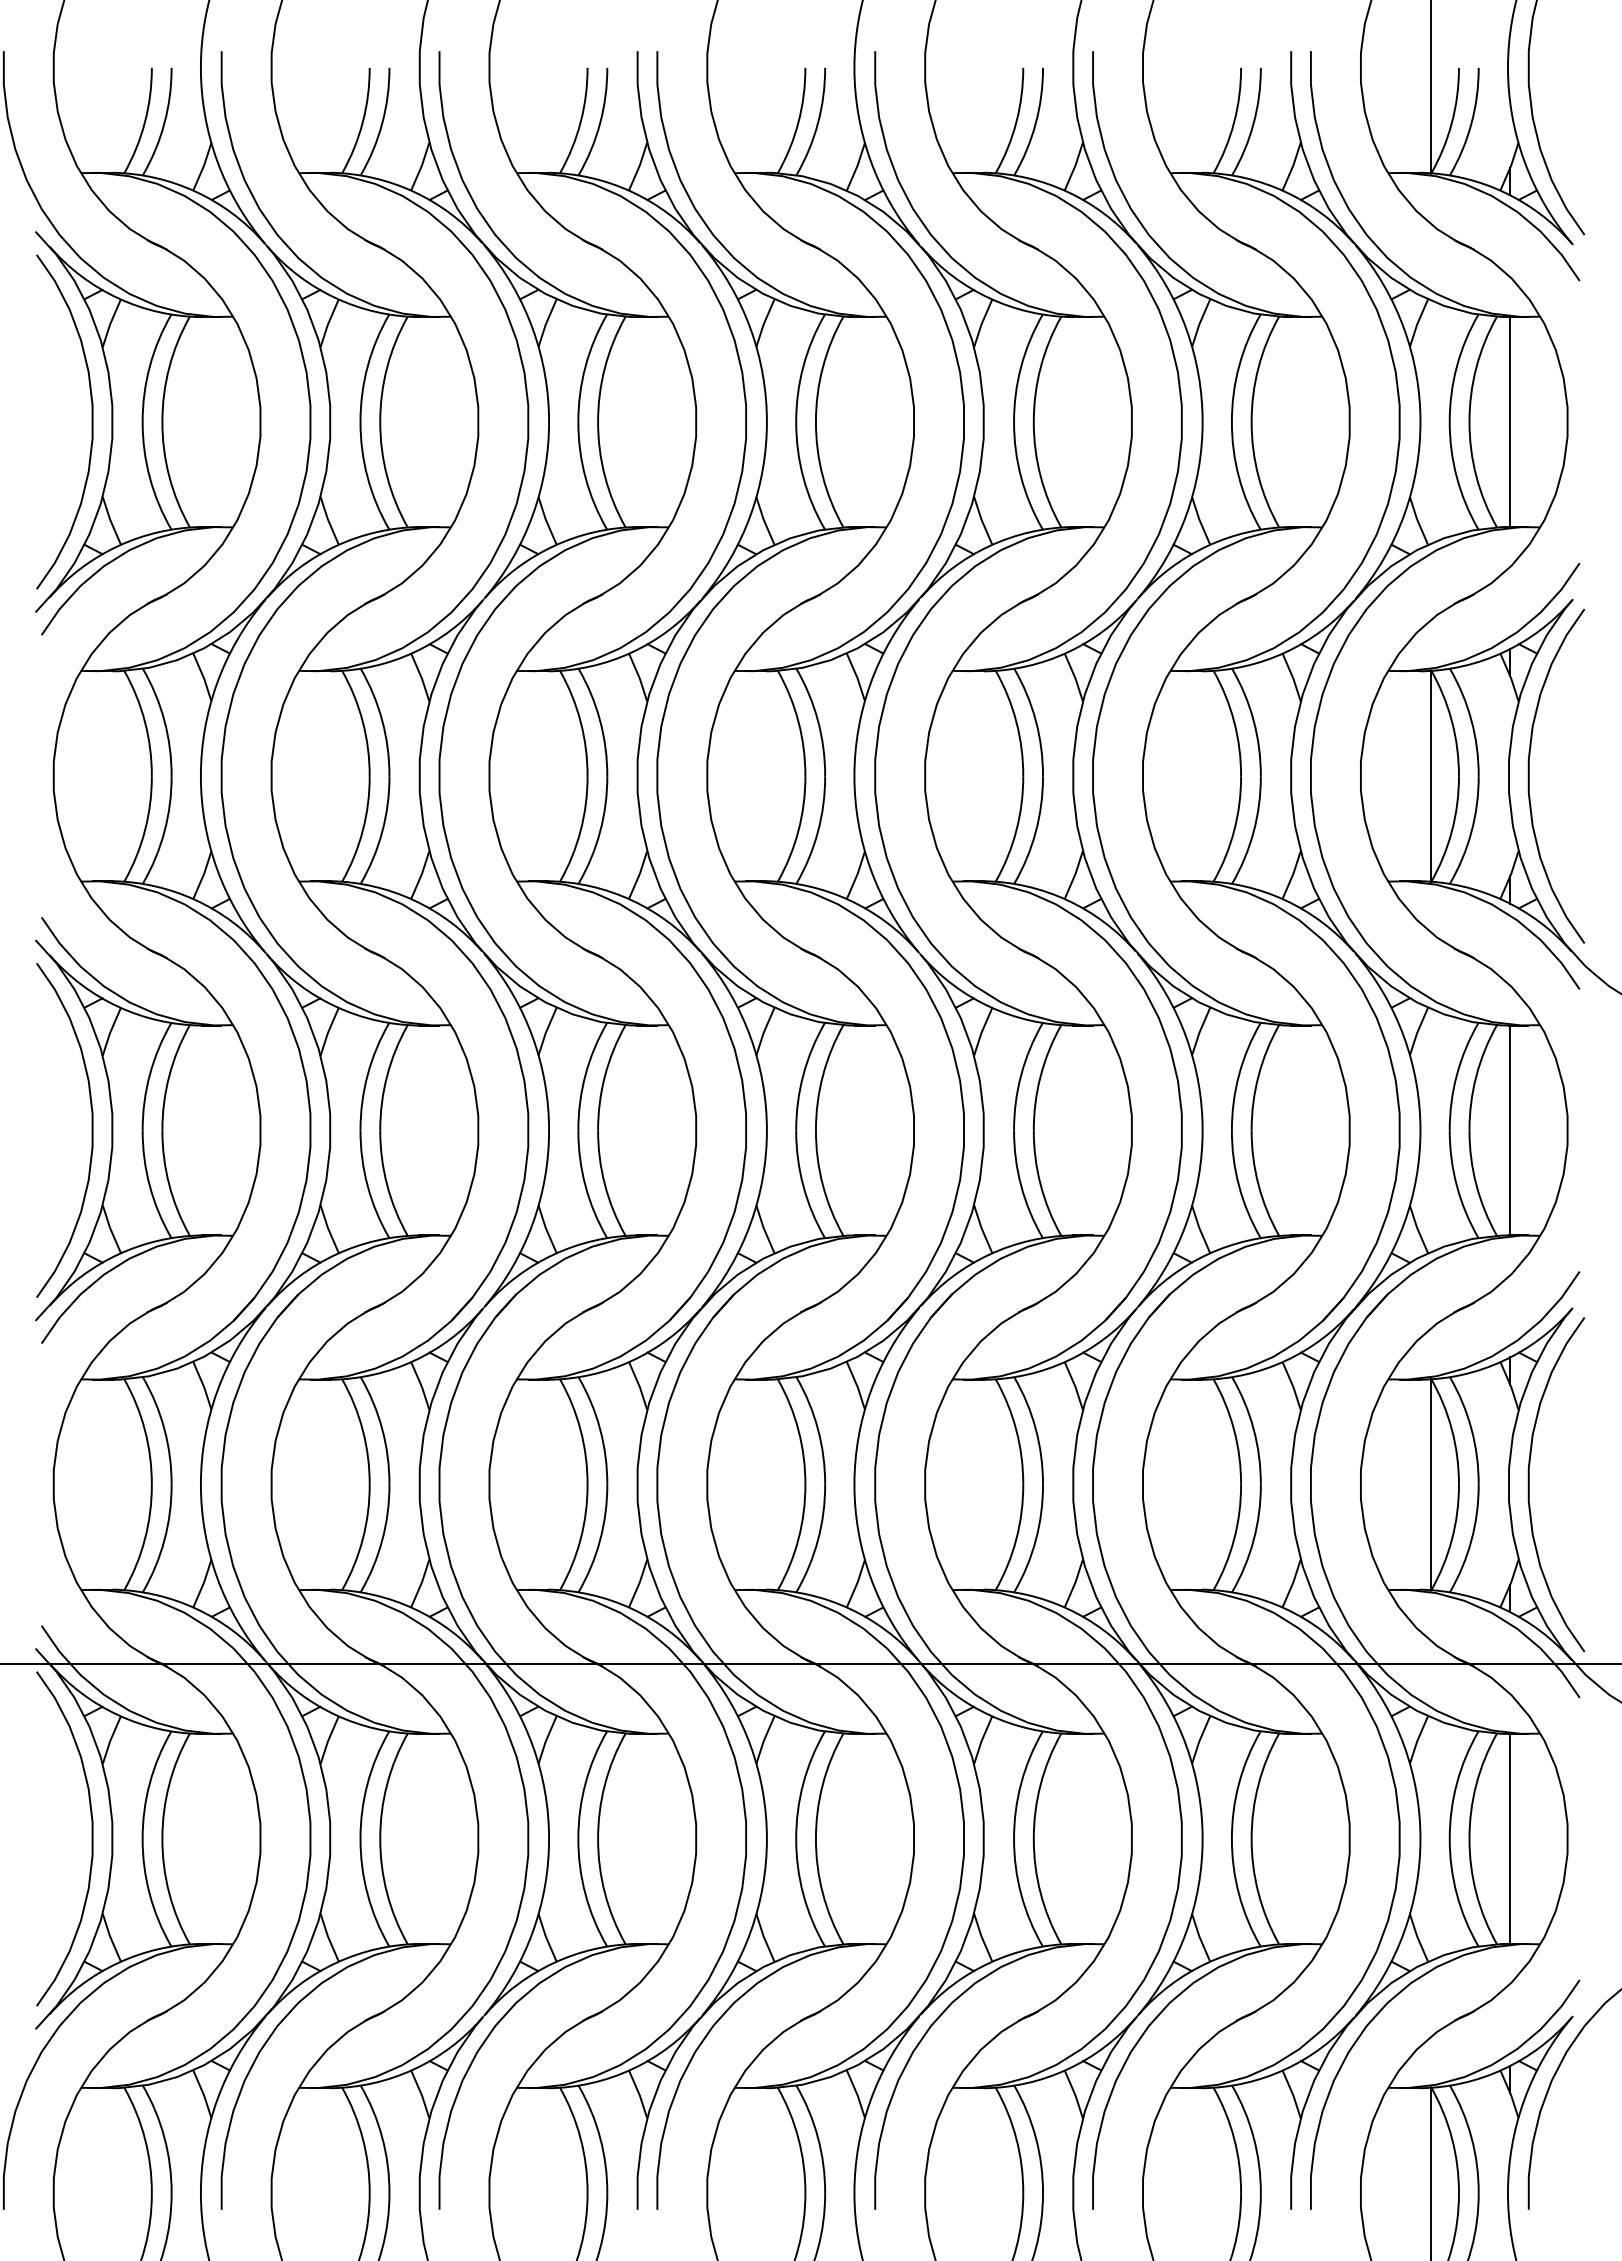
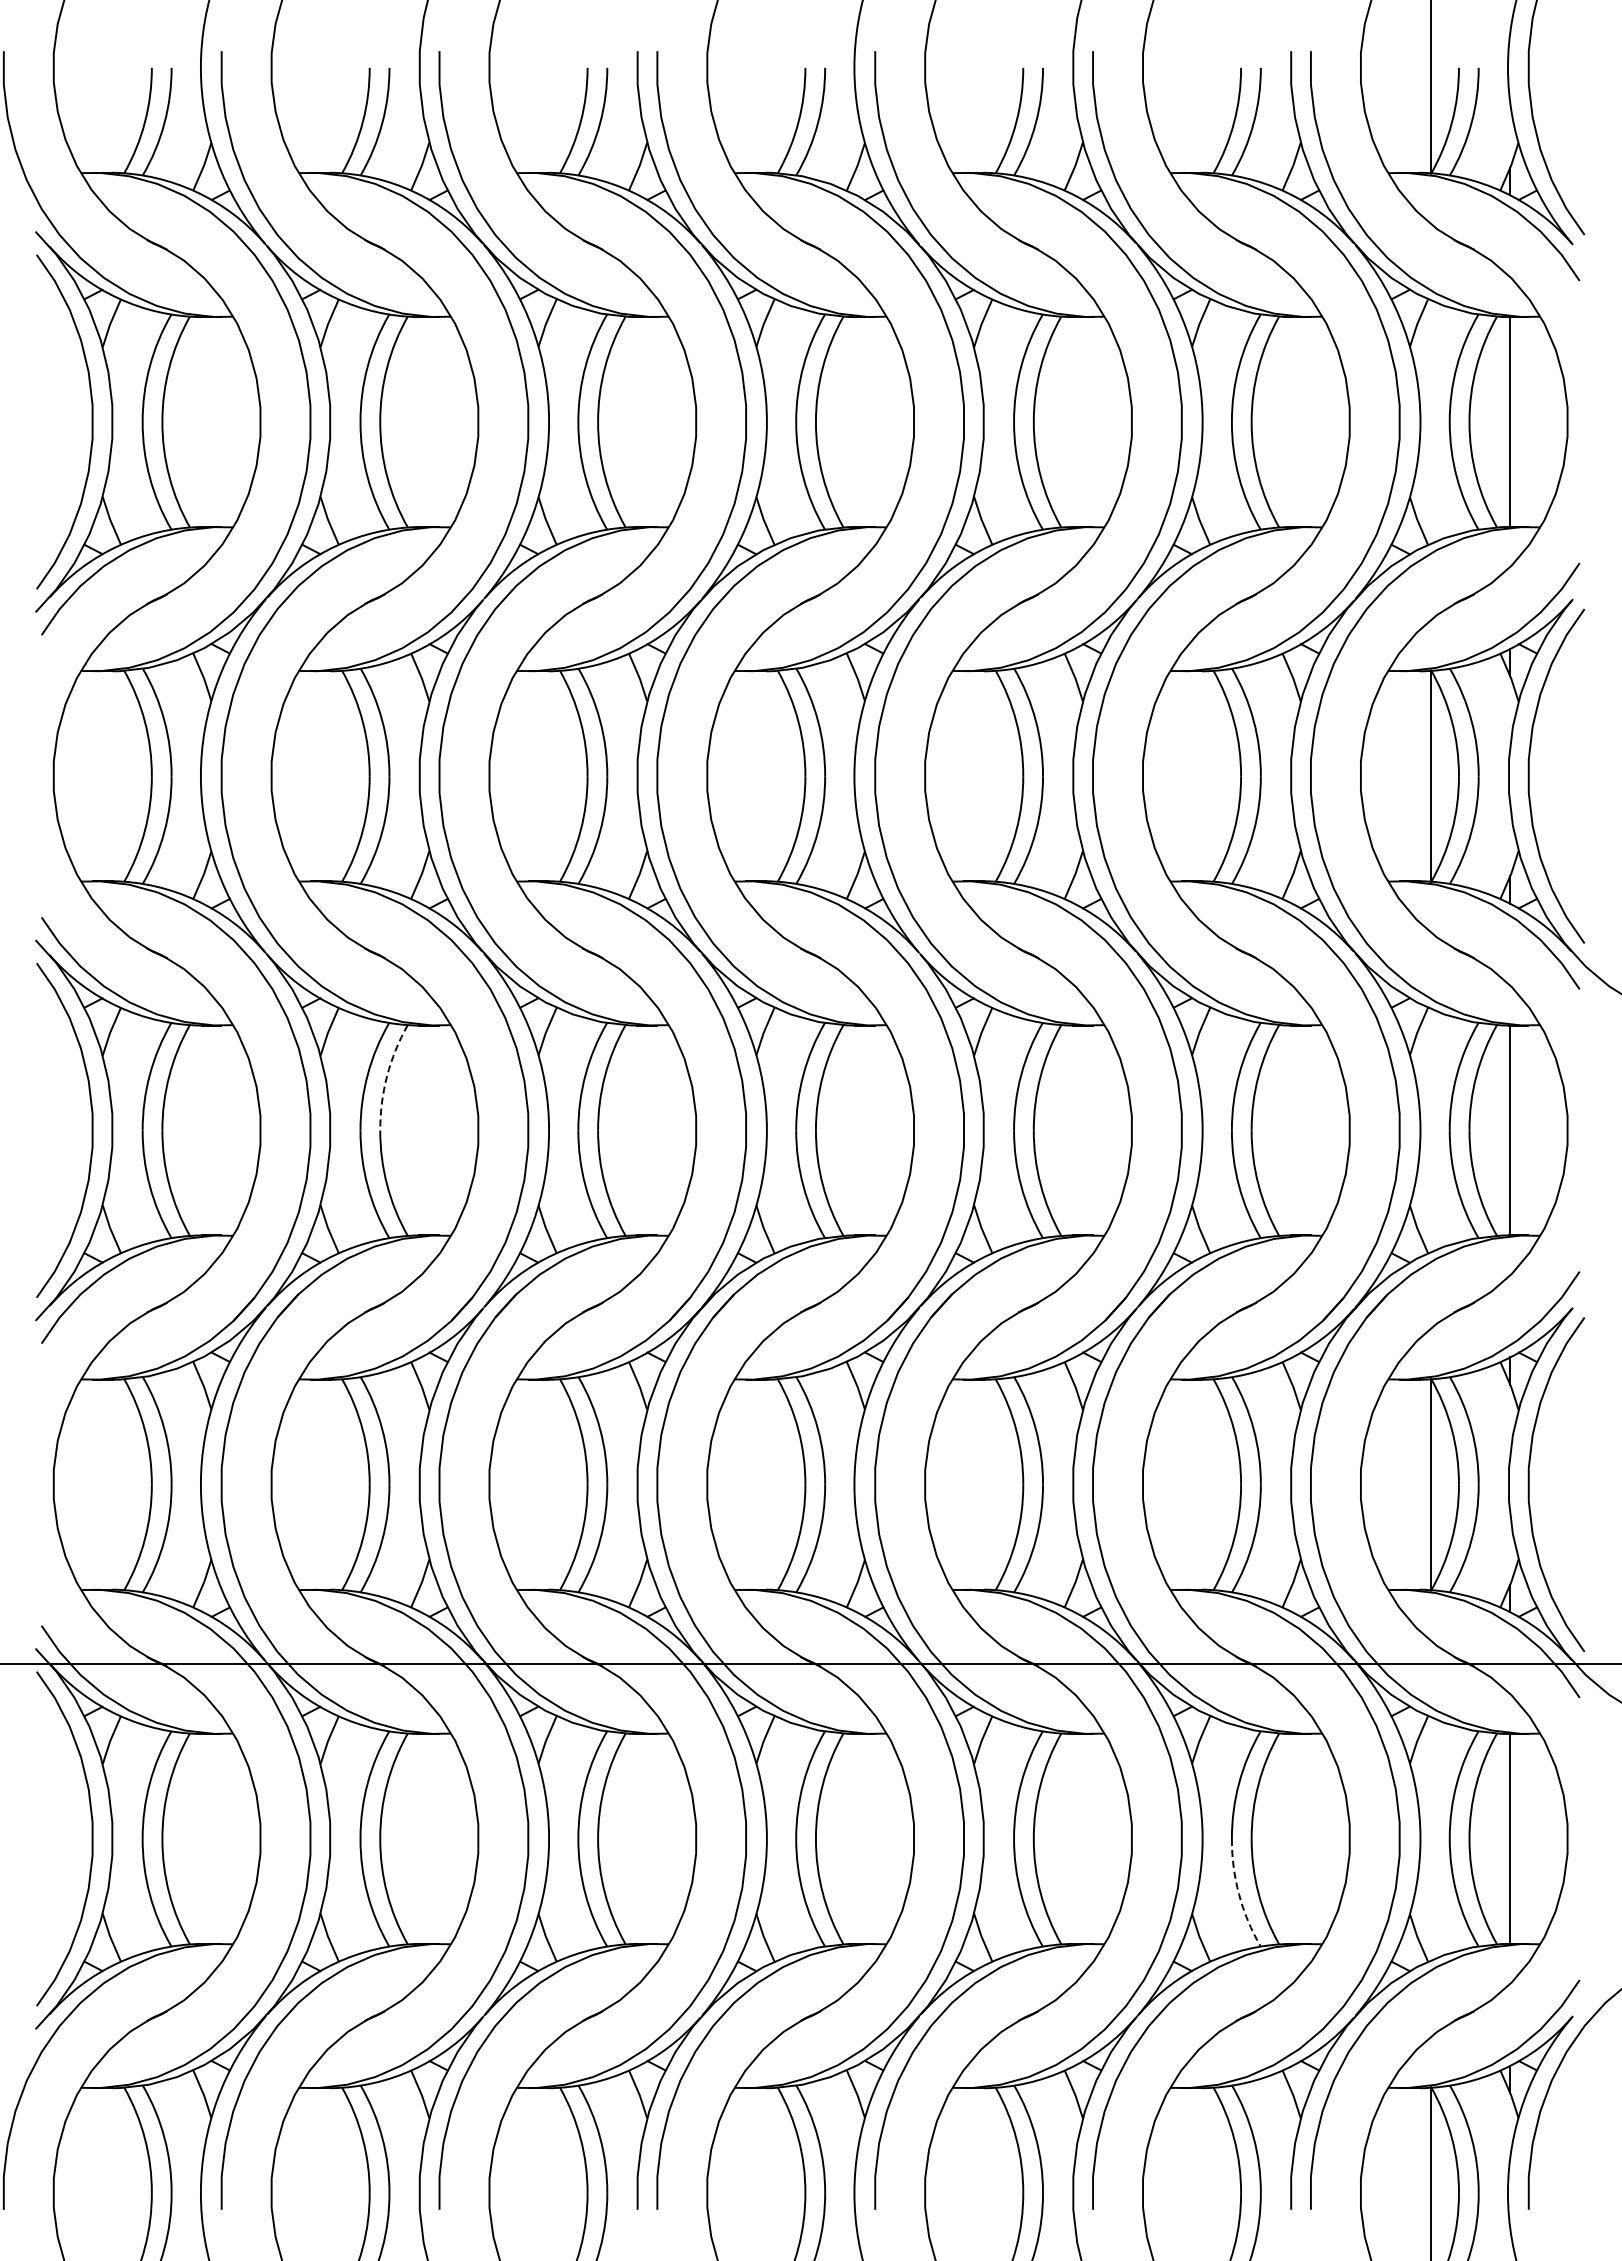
arc: solid -> dashed (387, 1076)
arc: solid -> dashed (1239, 1894)
